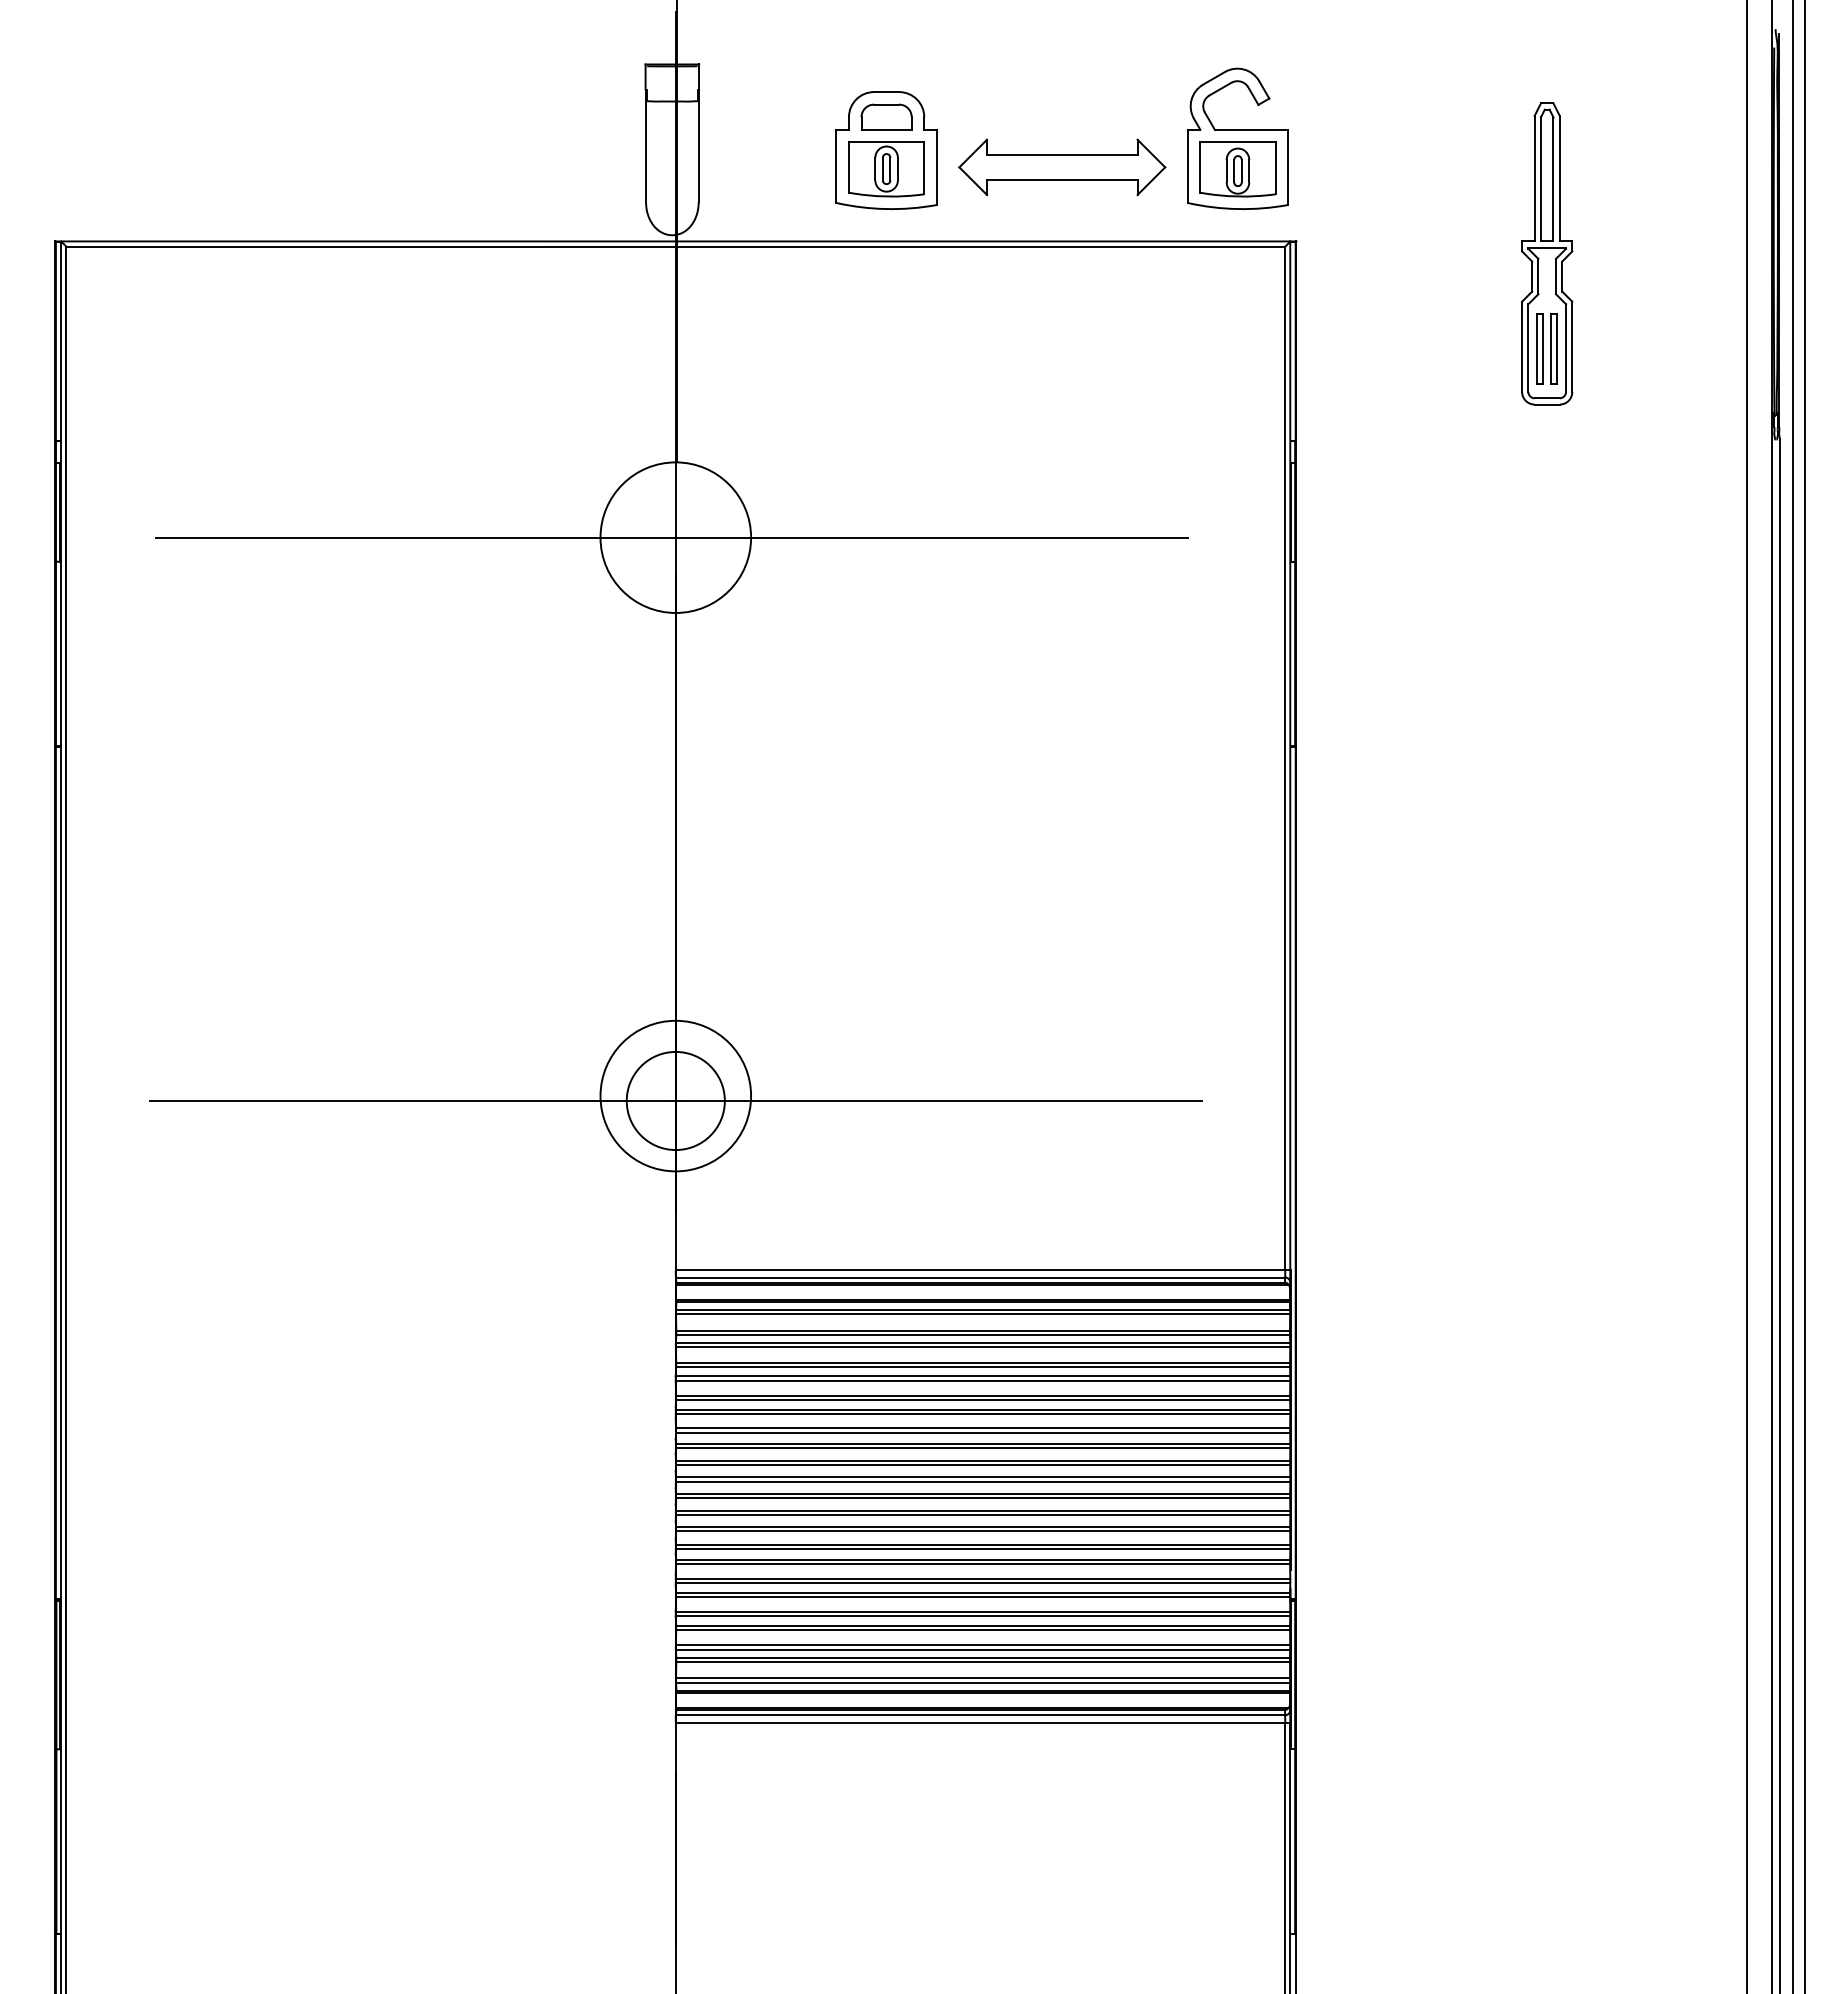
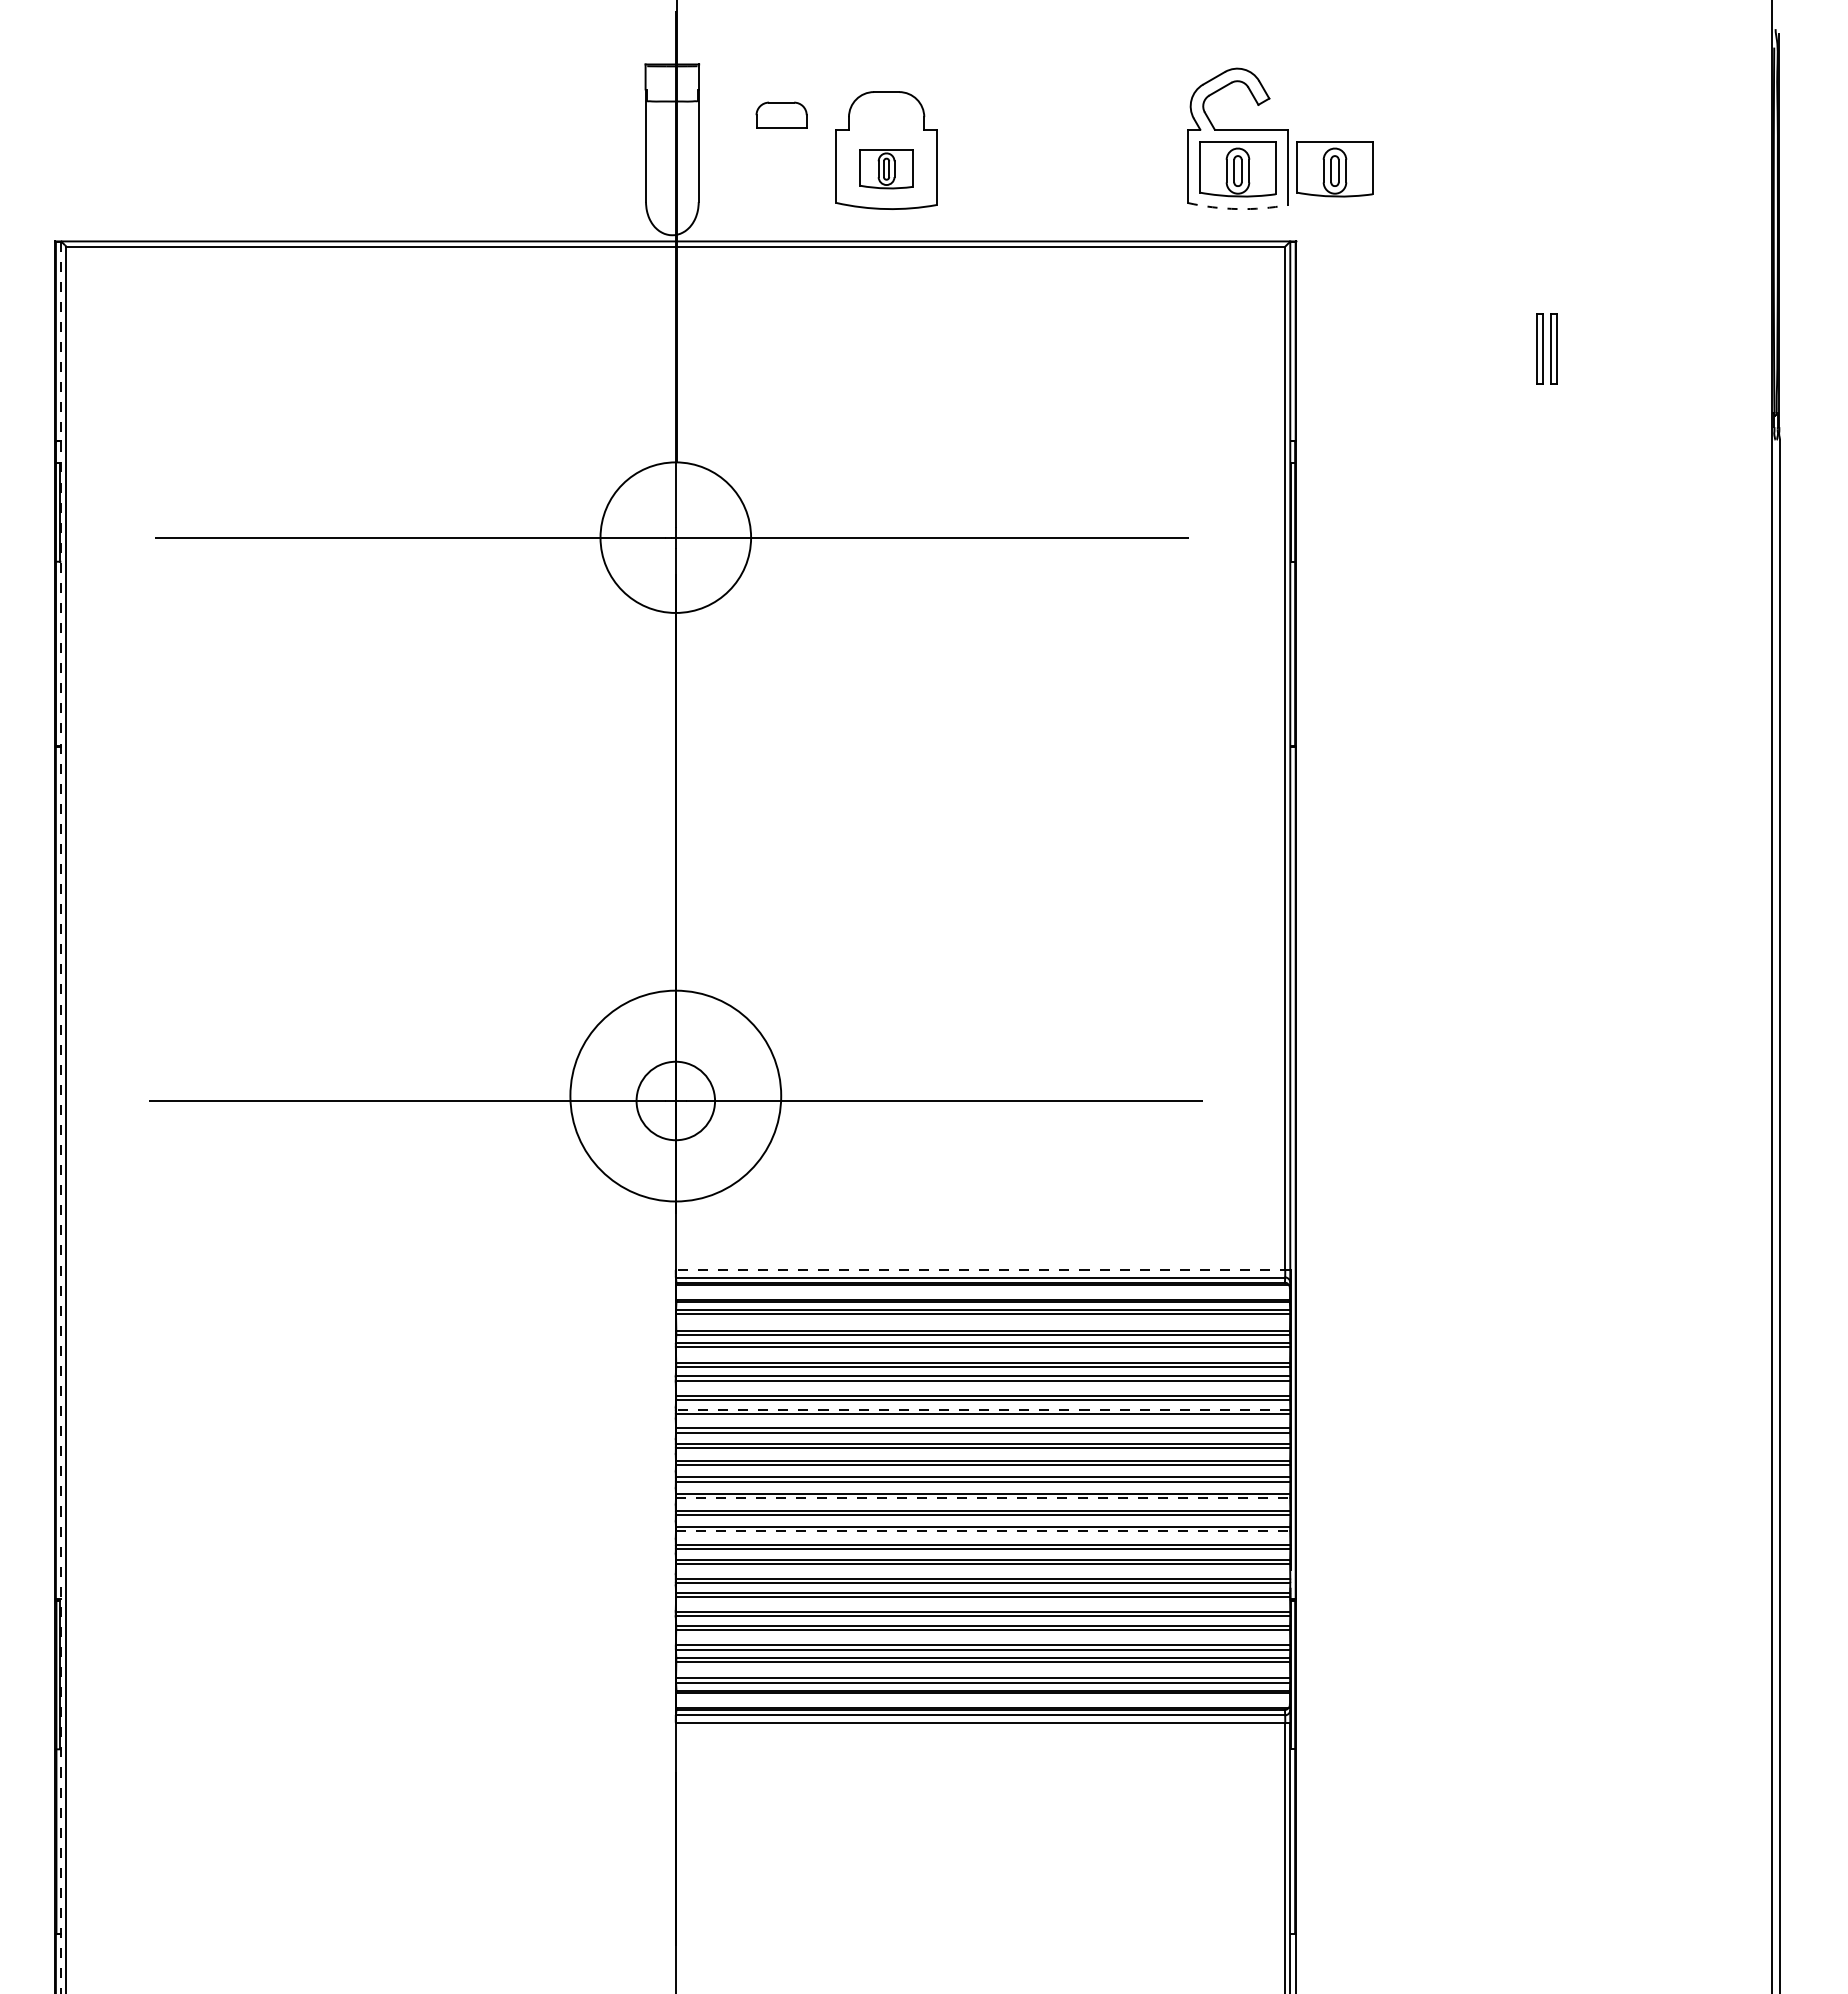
part position: (886, 116) -> (781, 114) (781, 114)
part: present -> none (1062, 166)
part size: 77x57 px -> 55x41 px (886, 169)
part: none -> present (1334, 169)
arc: solid -> dashed (1237, 209)
part: present -> none (1547, 253)
line: present -> none (1747, 996)
line: present -> none (1792, 996)
line: present -> none (1805, 996)
circle diameter: 151 px -> 211 px (675, 1095)
circle diameter: 98 px -> 78 px (675, 1100)
line: solid -> dashed (61, 1117)
line: solid -> dashed (982, 1270)
line: solid -> dashed (982, 1409)
line: solid -> dashed (983, 1498)
line: solid -> dashed (983, 1531)
